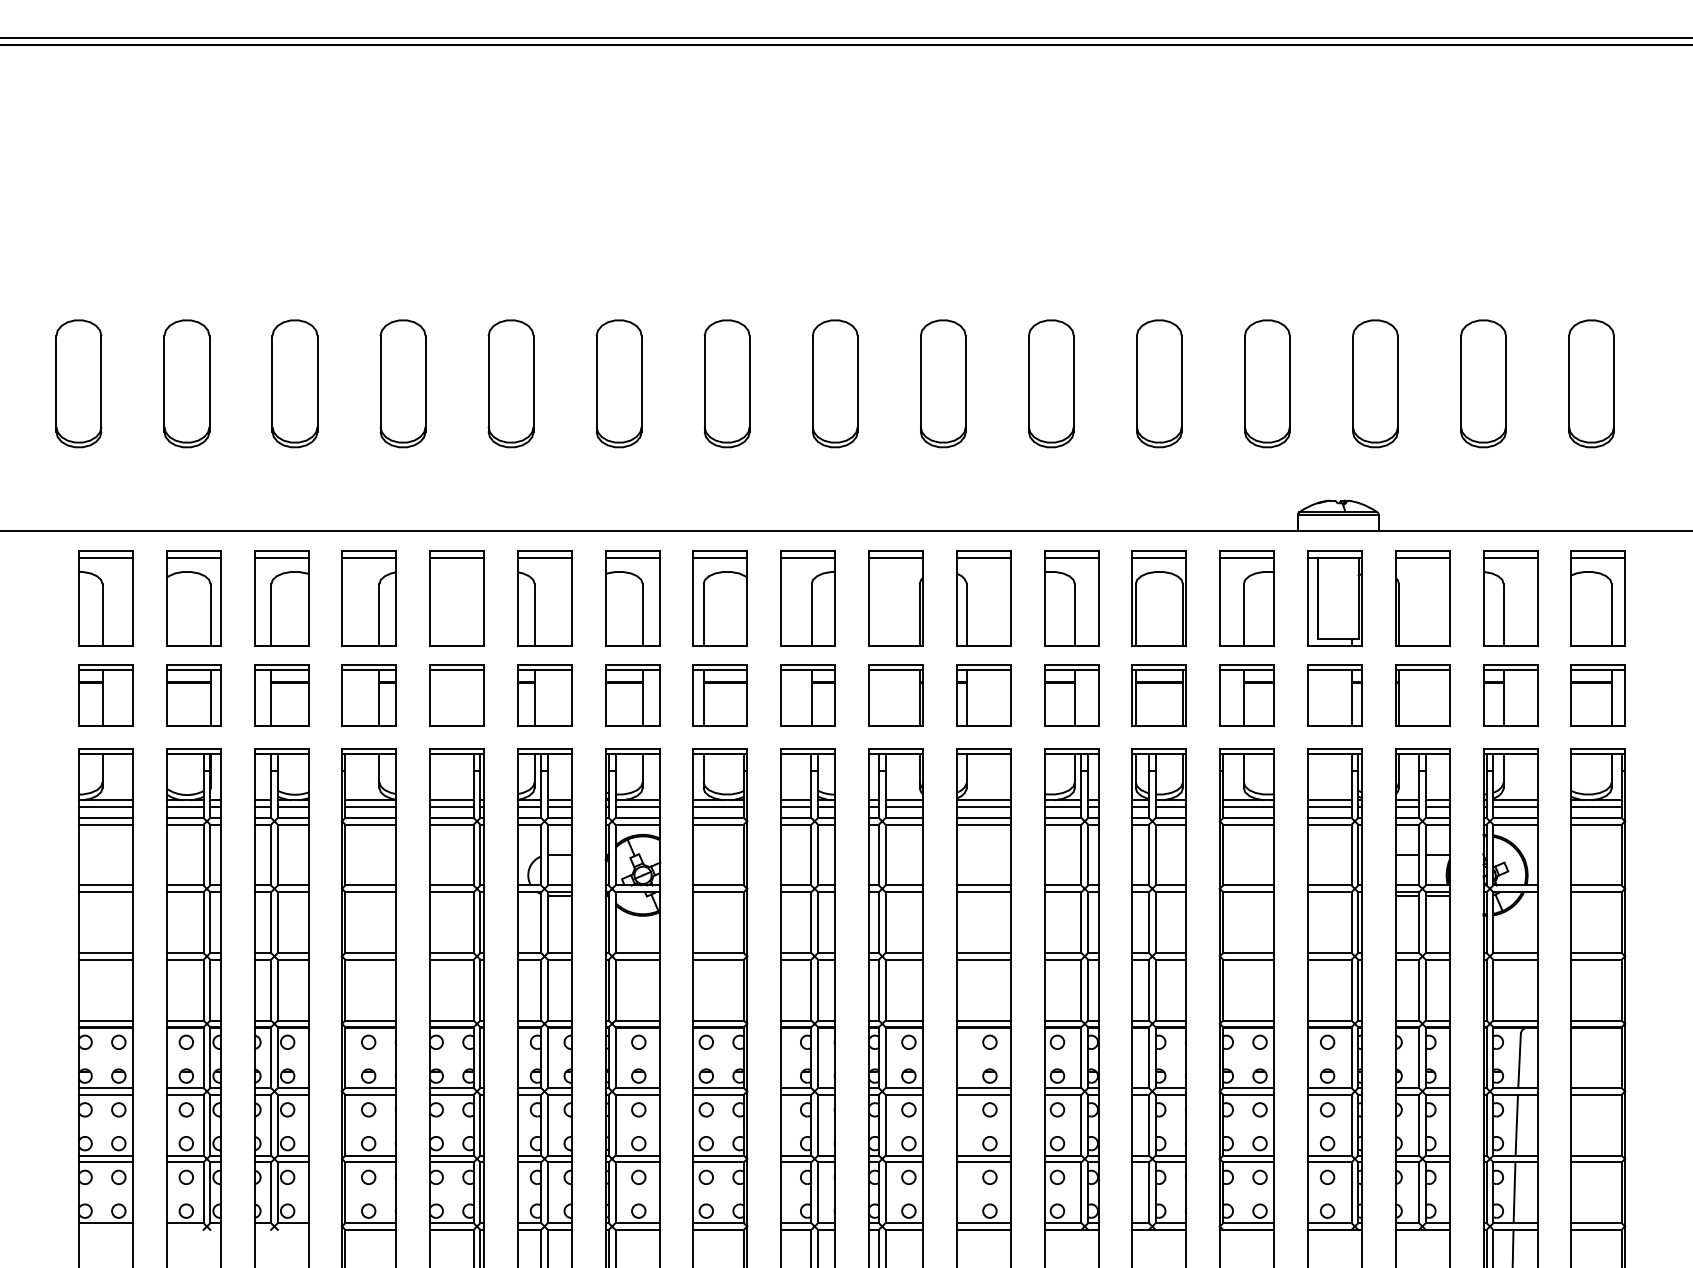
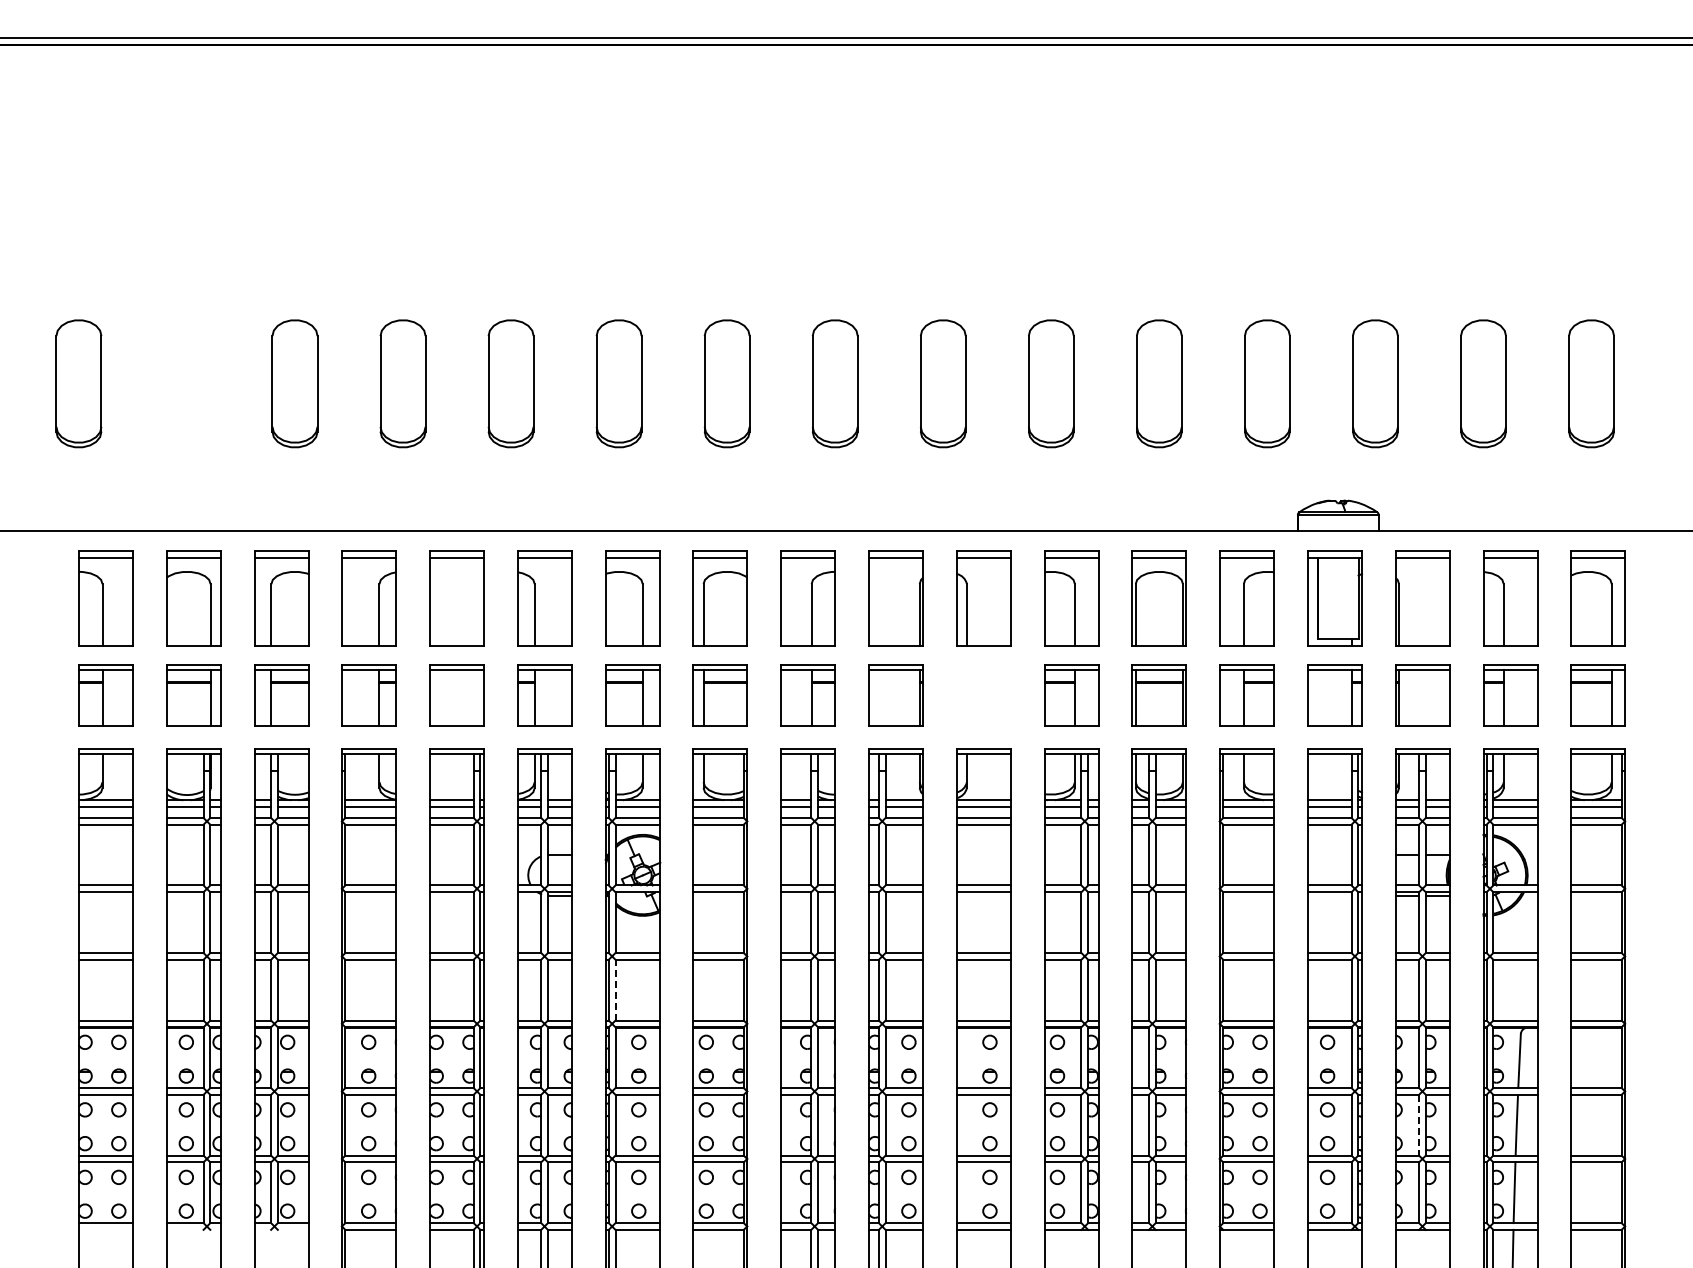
part: present -> none (186, 383)
part: present -> none (983, 695)
line: solid -> dashed (615, 989)
line: solid -> dashed (1419, 1125)
